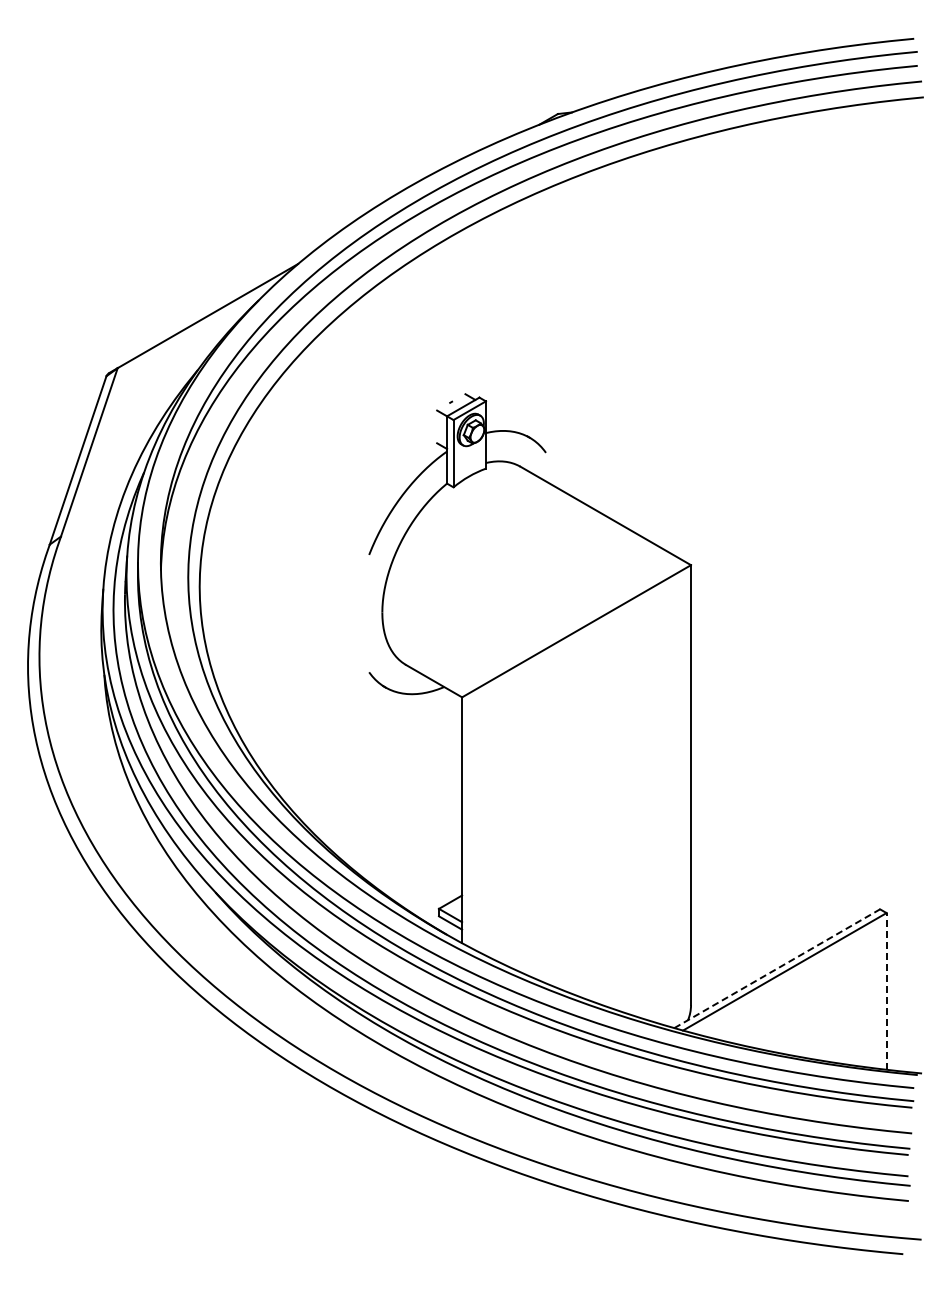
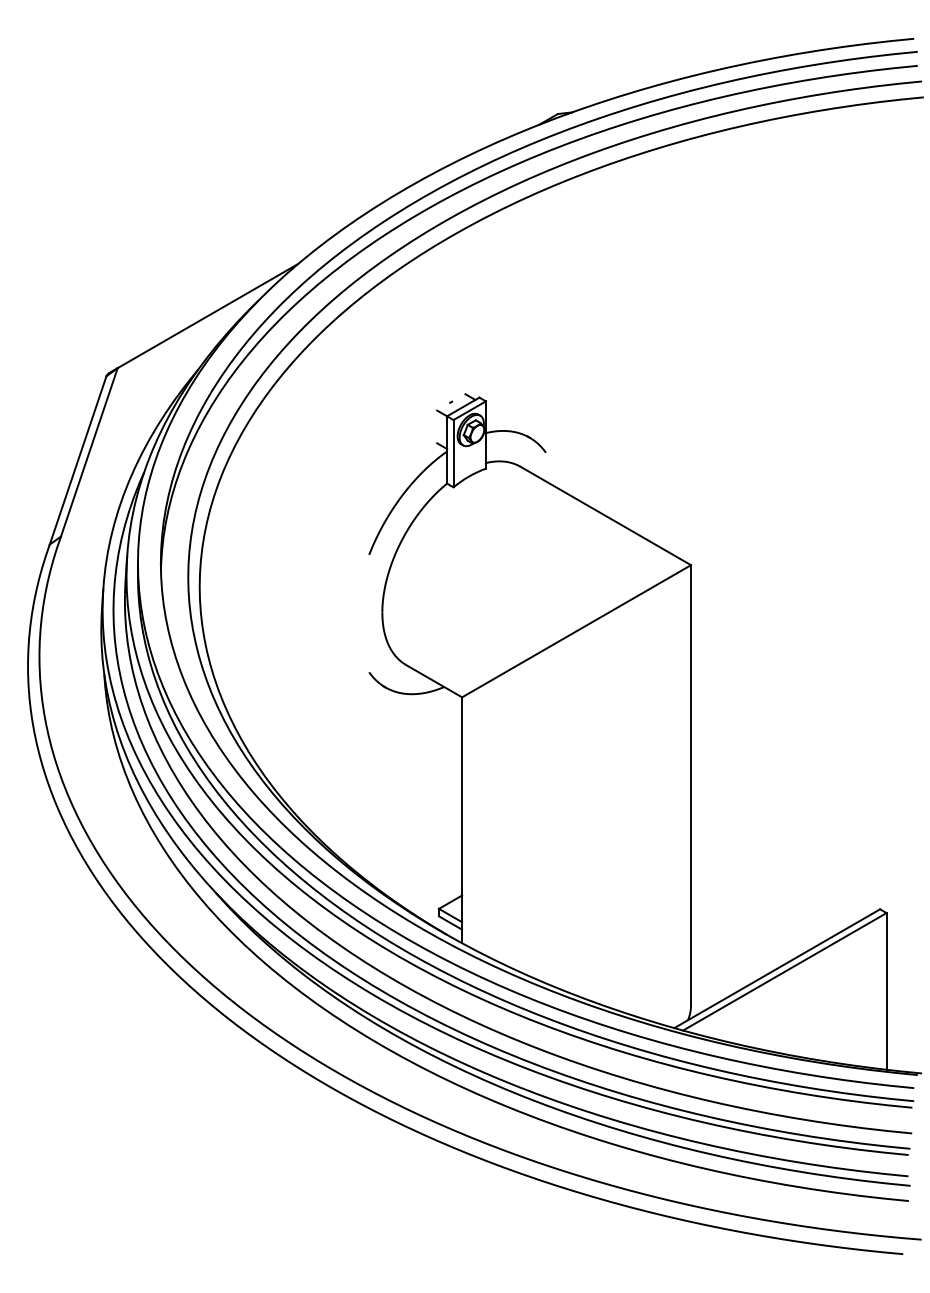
line: dashed -> solid (777, 968)
line: dashed -> solid (886, 990)
